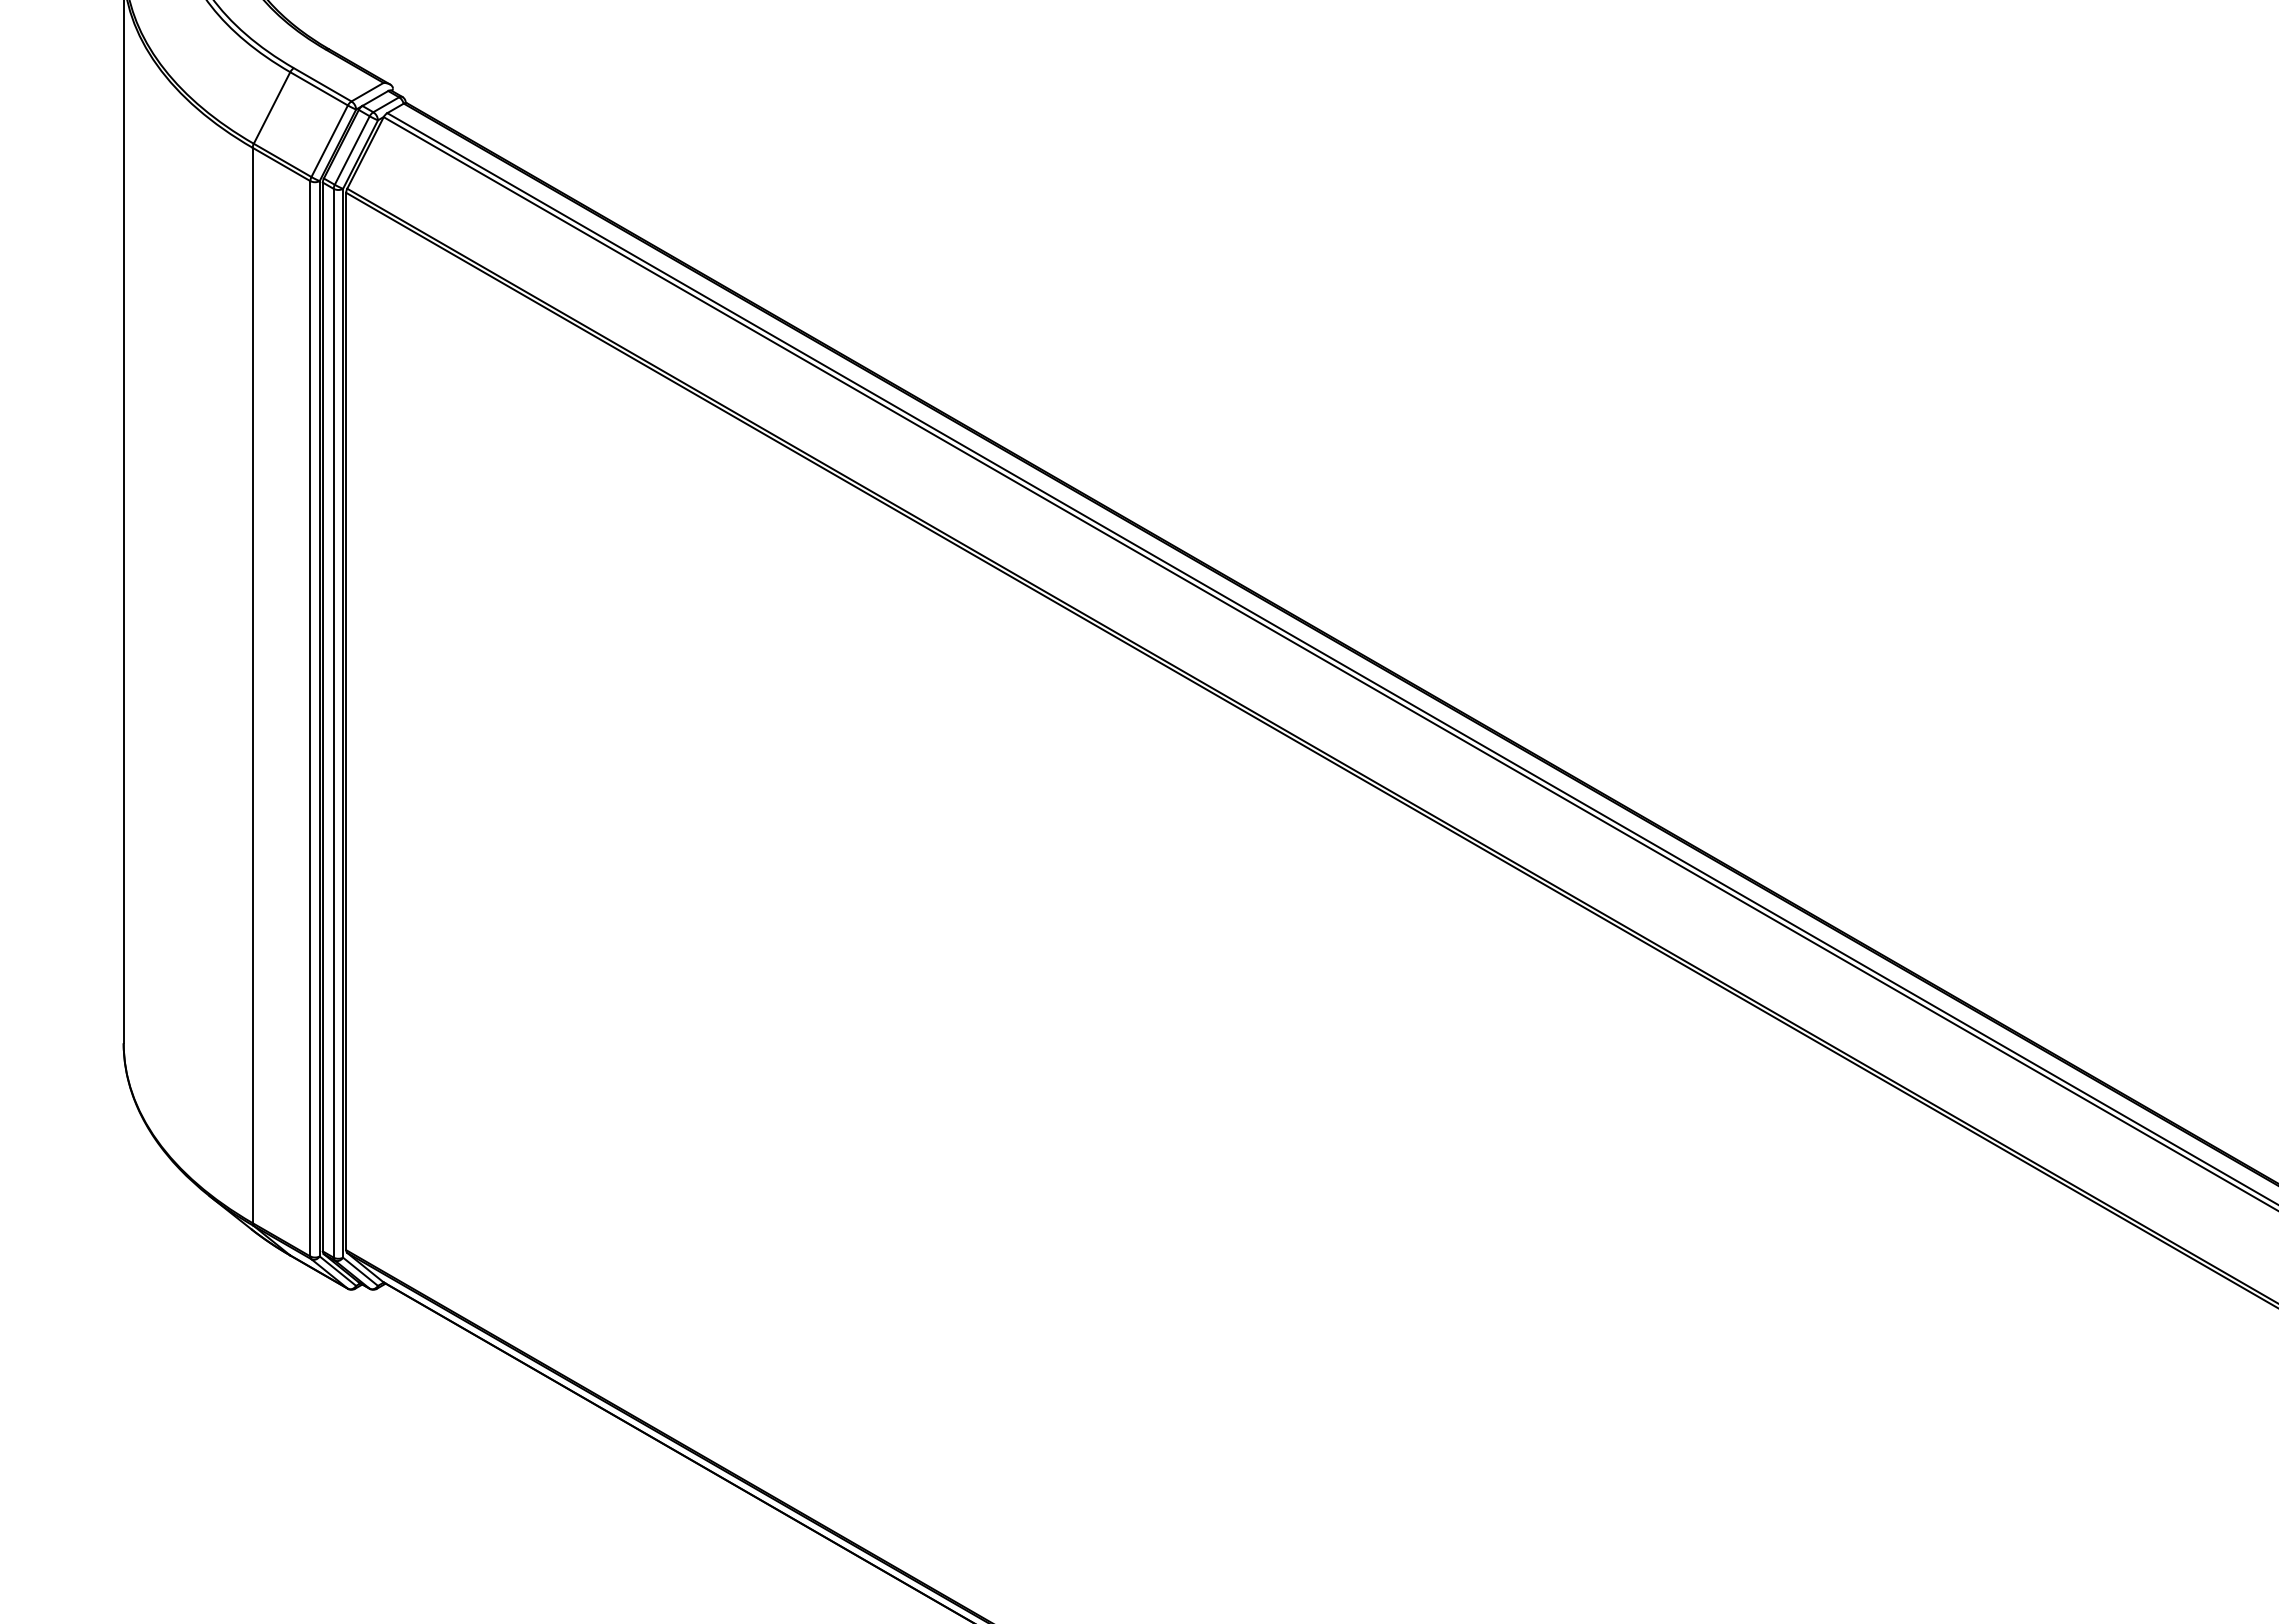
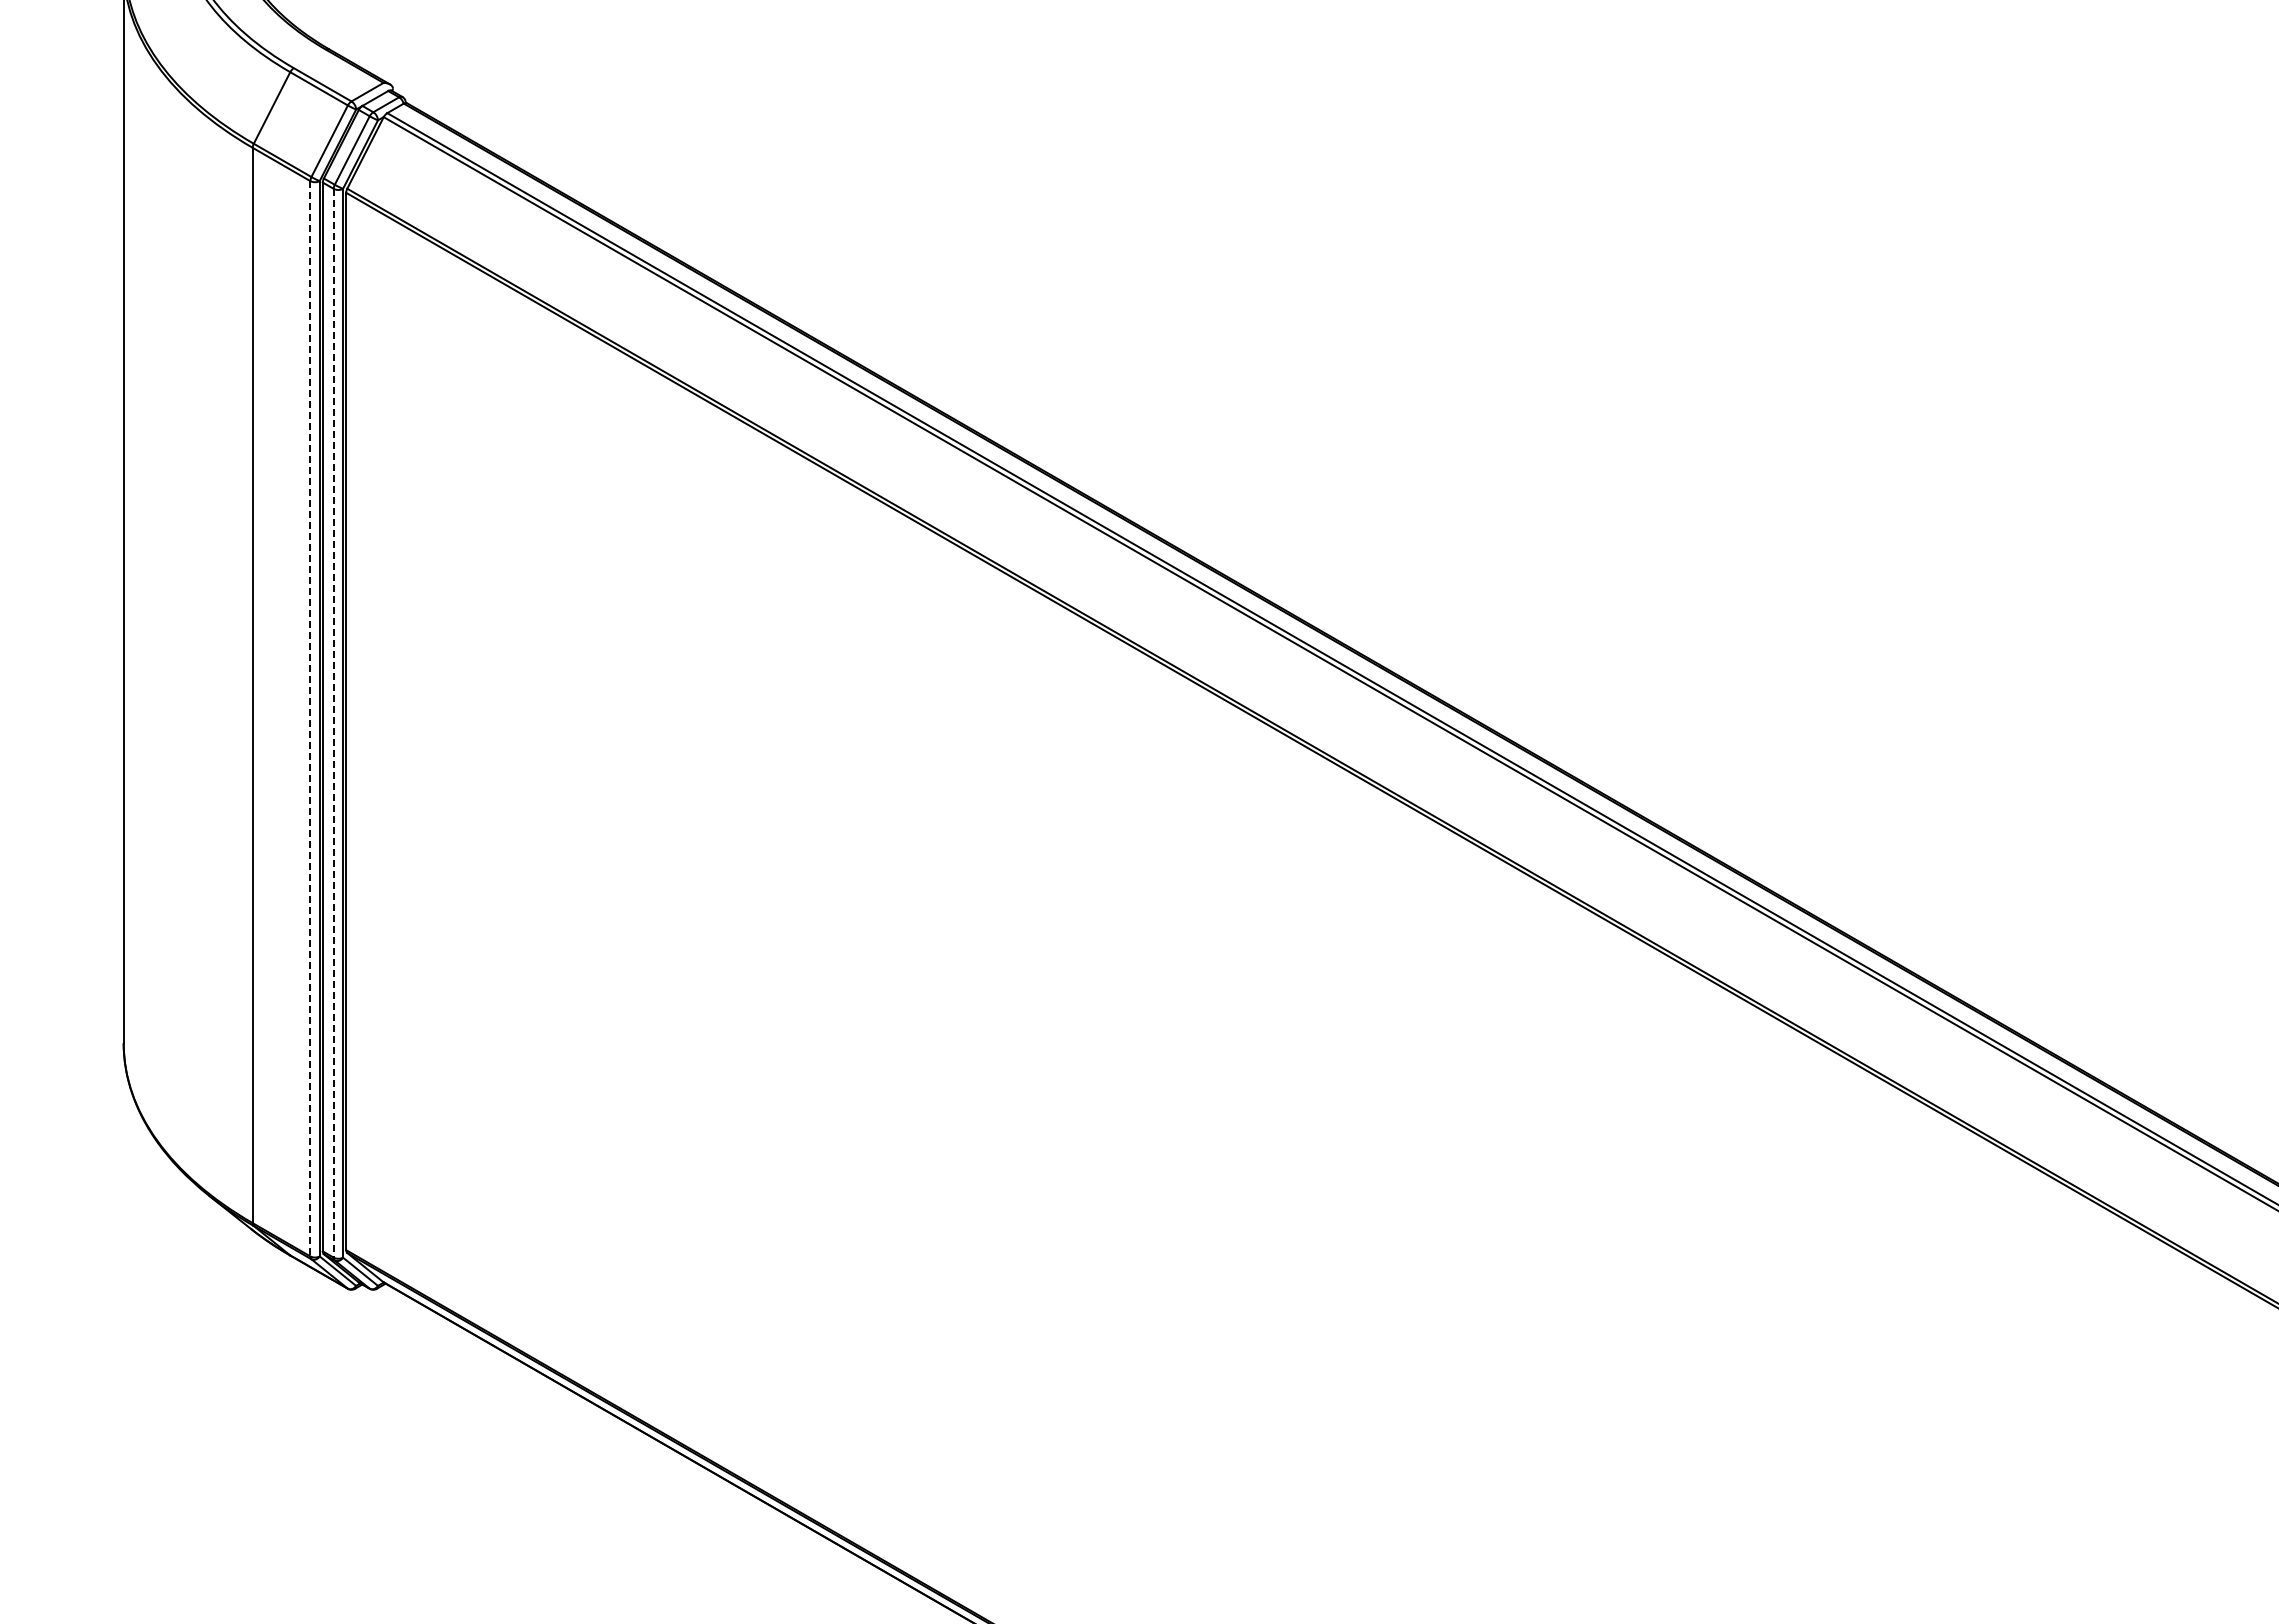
line: solid -> dashed (310, 718)
line: solid -> dashed (333, 723)
